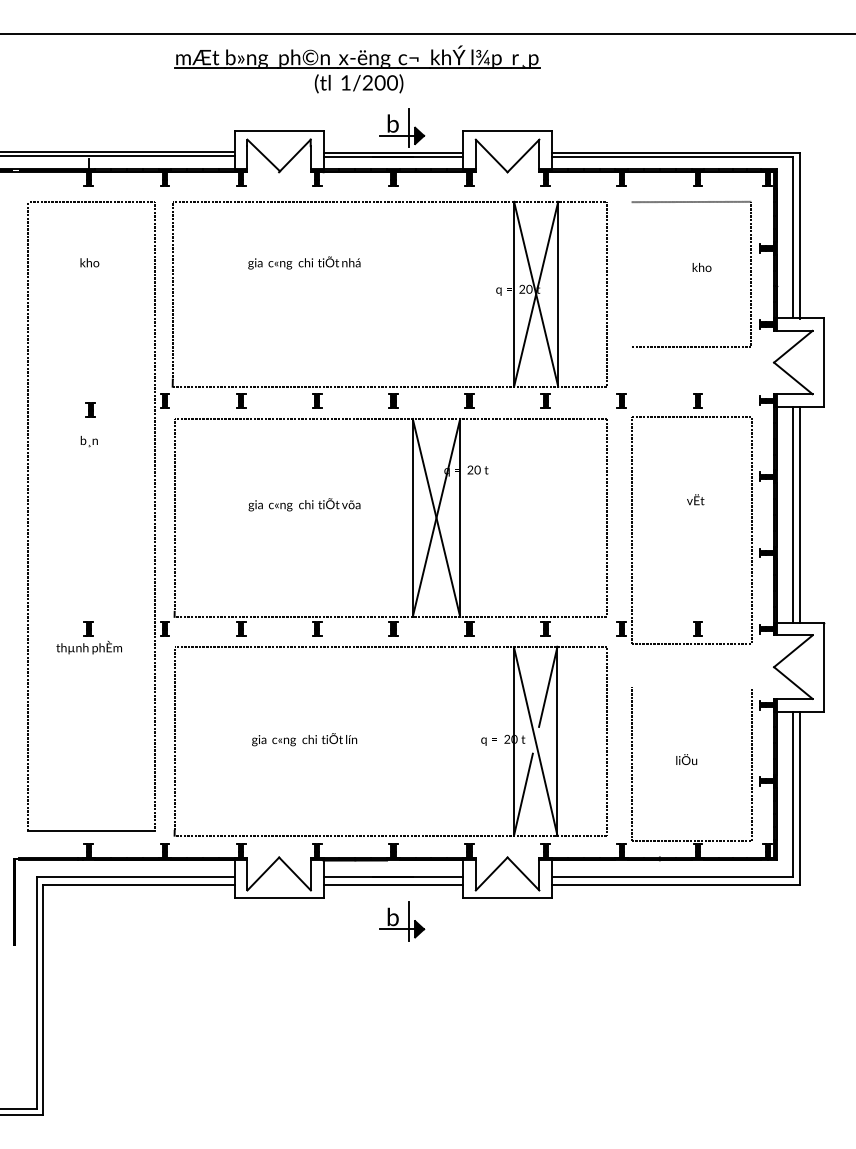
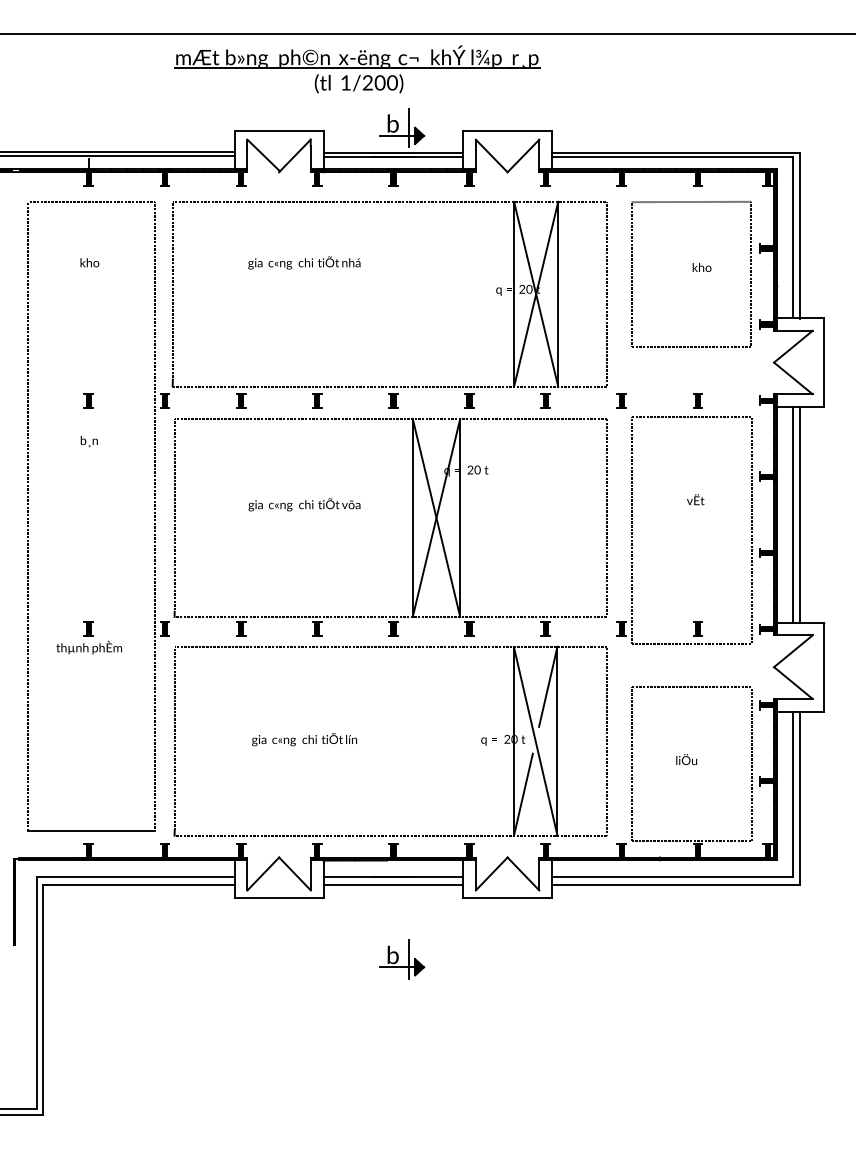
line: none -> present (631, 274)
part position: (90, 409) -> (88, 400) (88, 400)
line: none -> present (691, 687)
part position: (402, 921) -> (402, 959) (402, 959)
